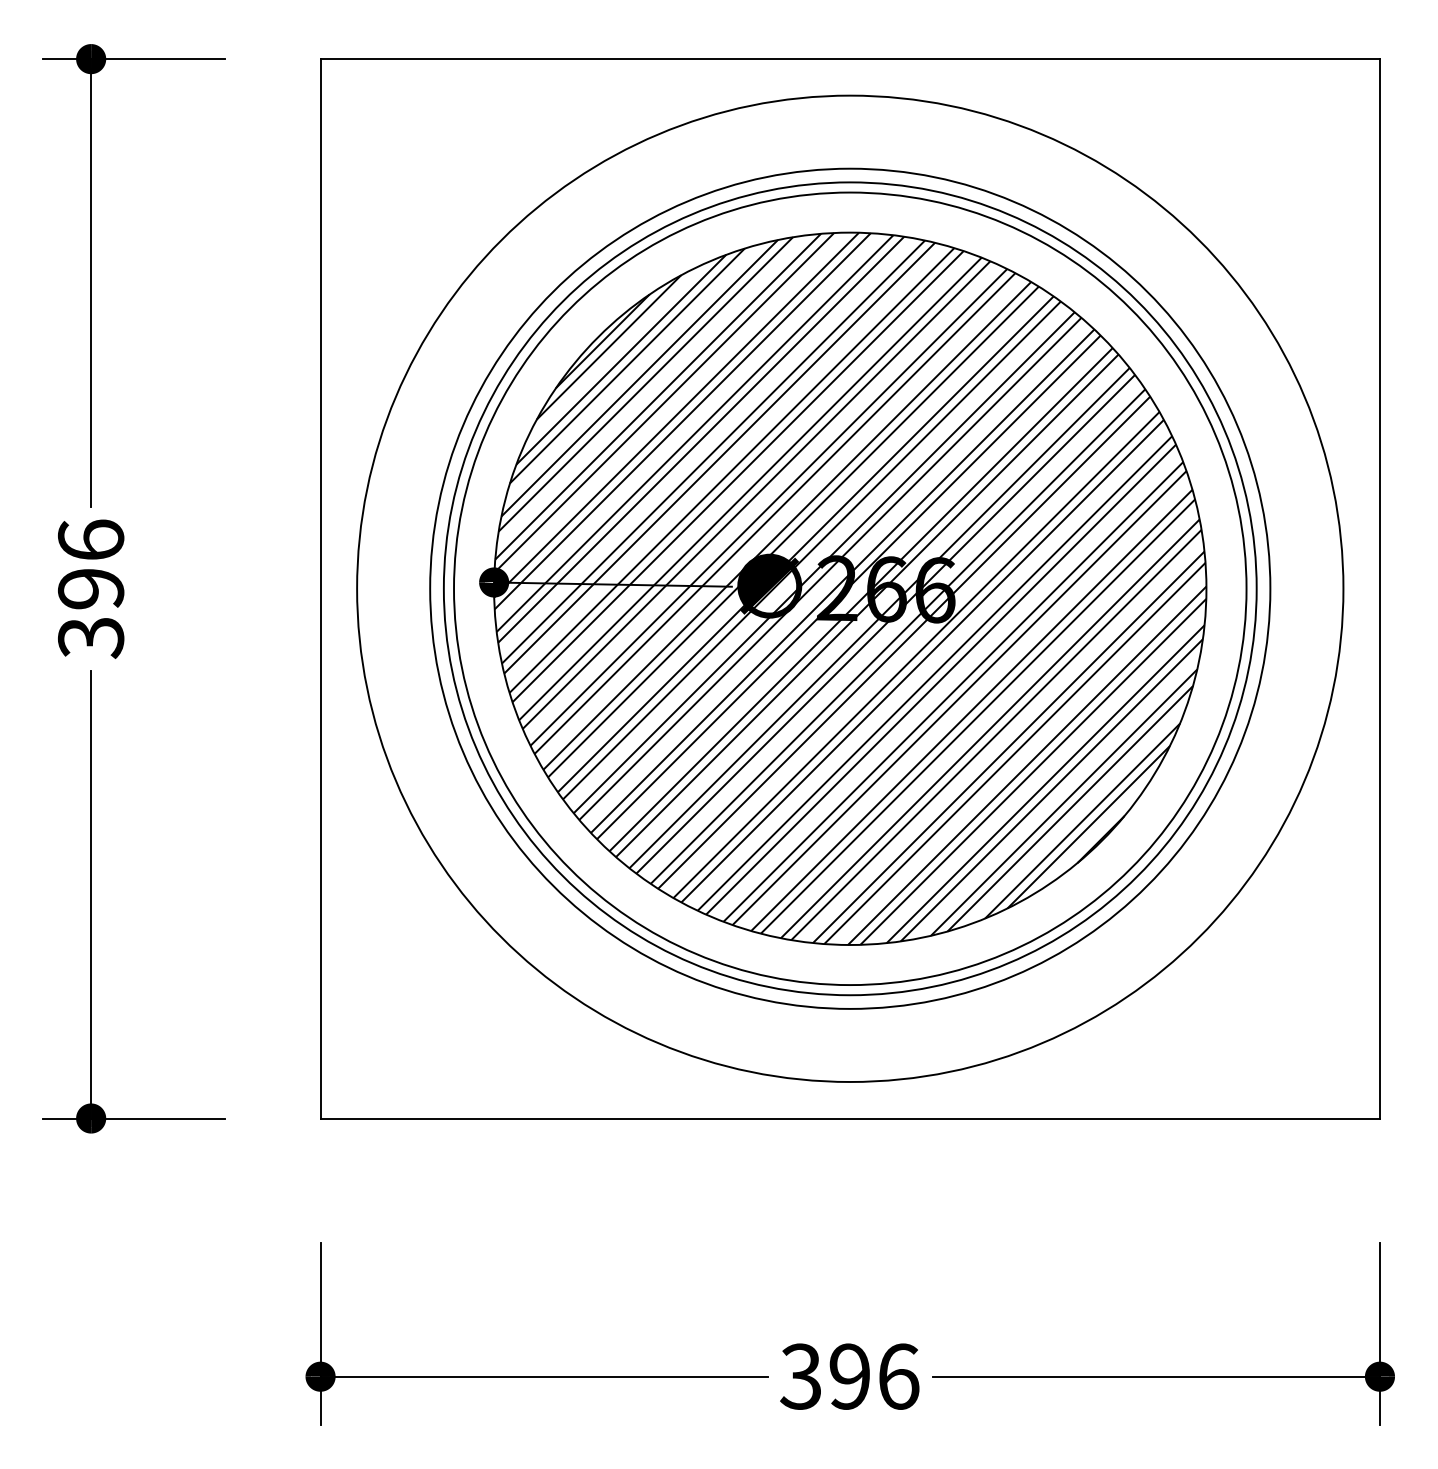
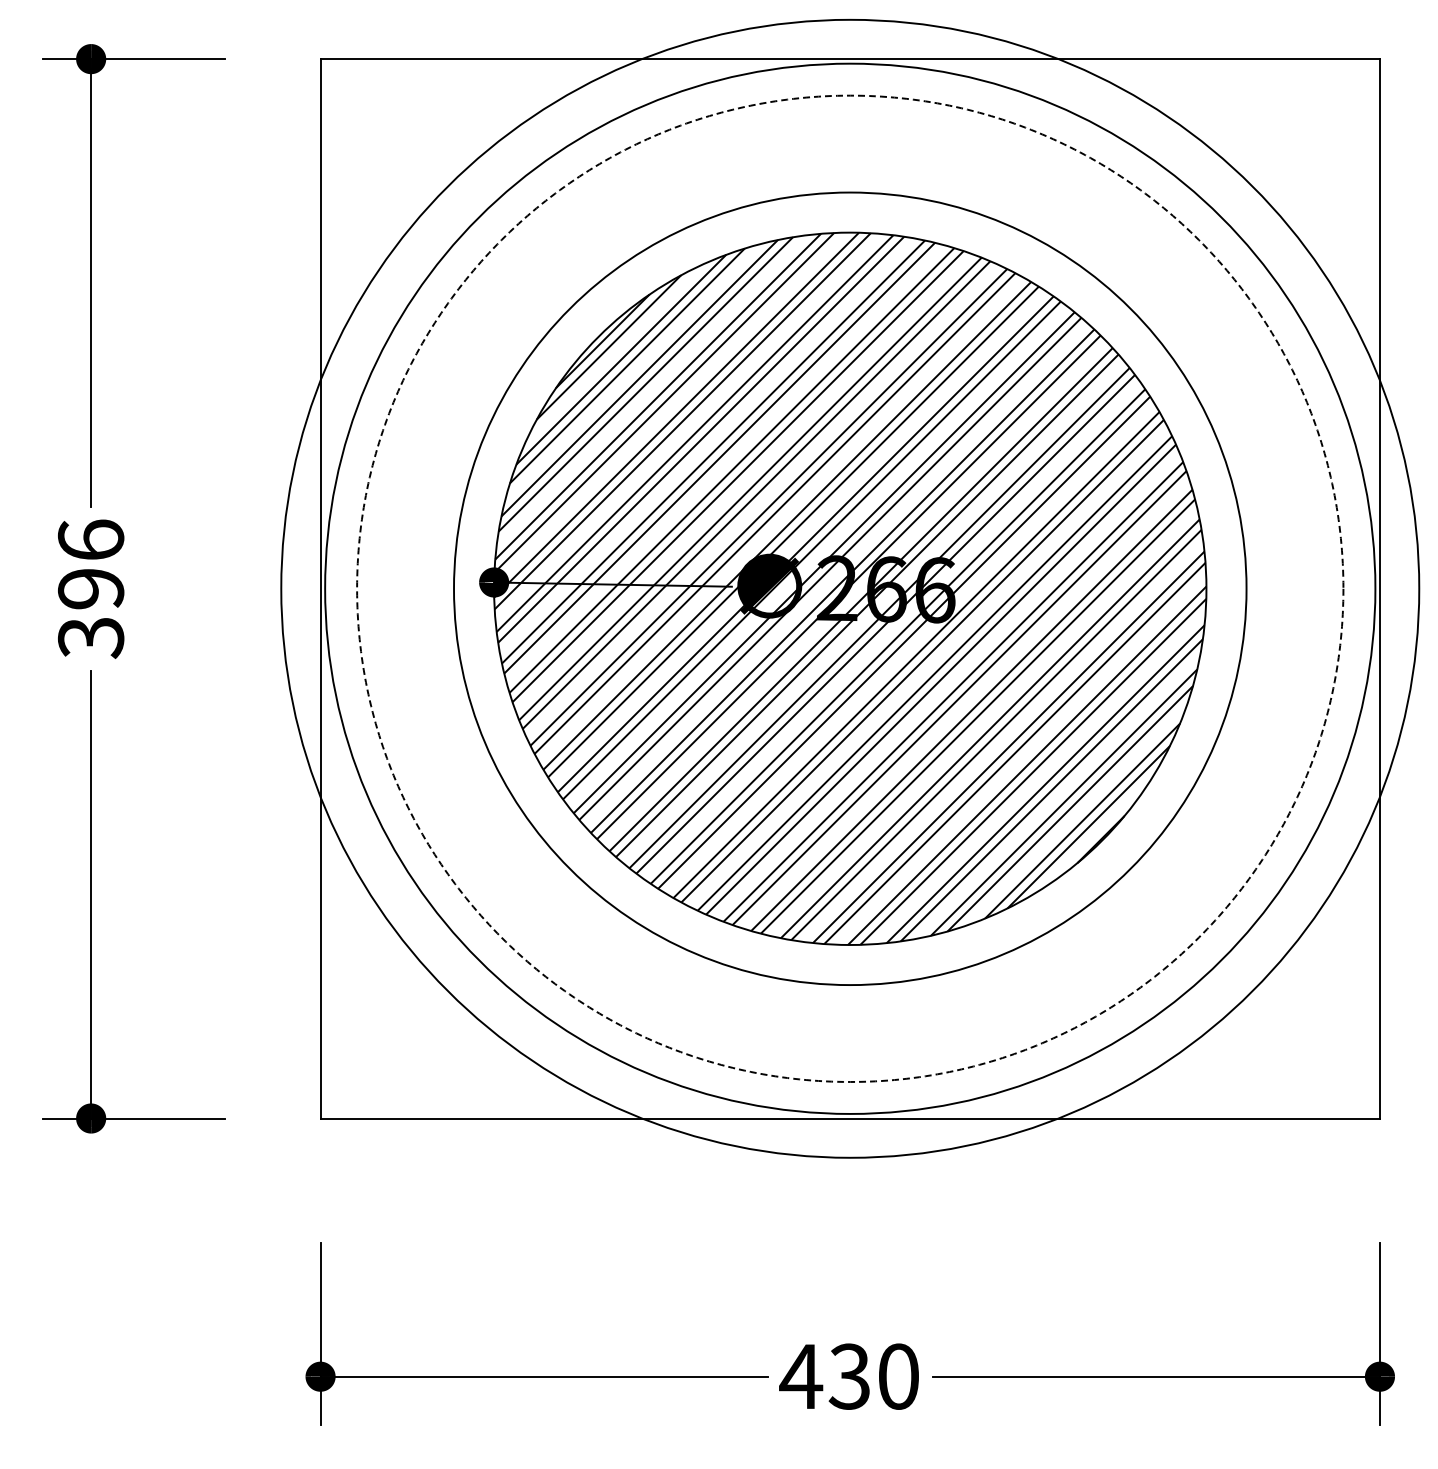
circle diameter: 813 px -> 1138 px (850, 588)
circle diameter: 840 px -> 1050 px (850, 588)
circle: solid -> dashed (850, 588)
text: 396 -> 430 (849, 1376)
